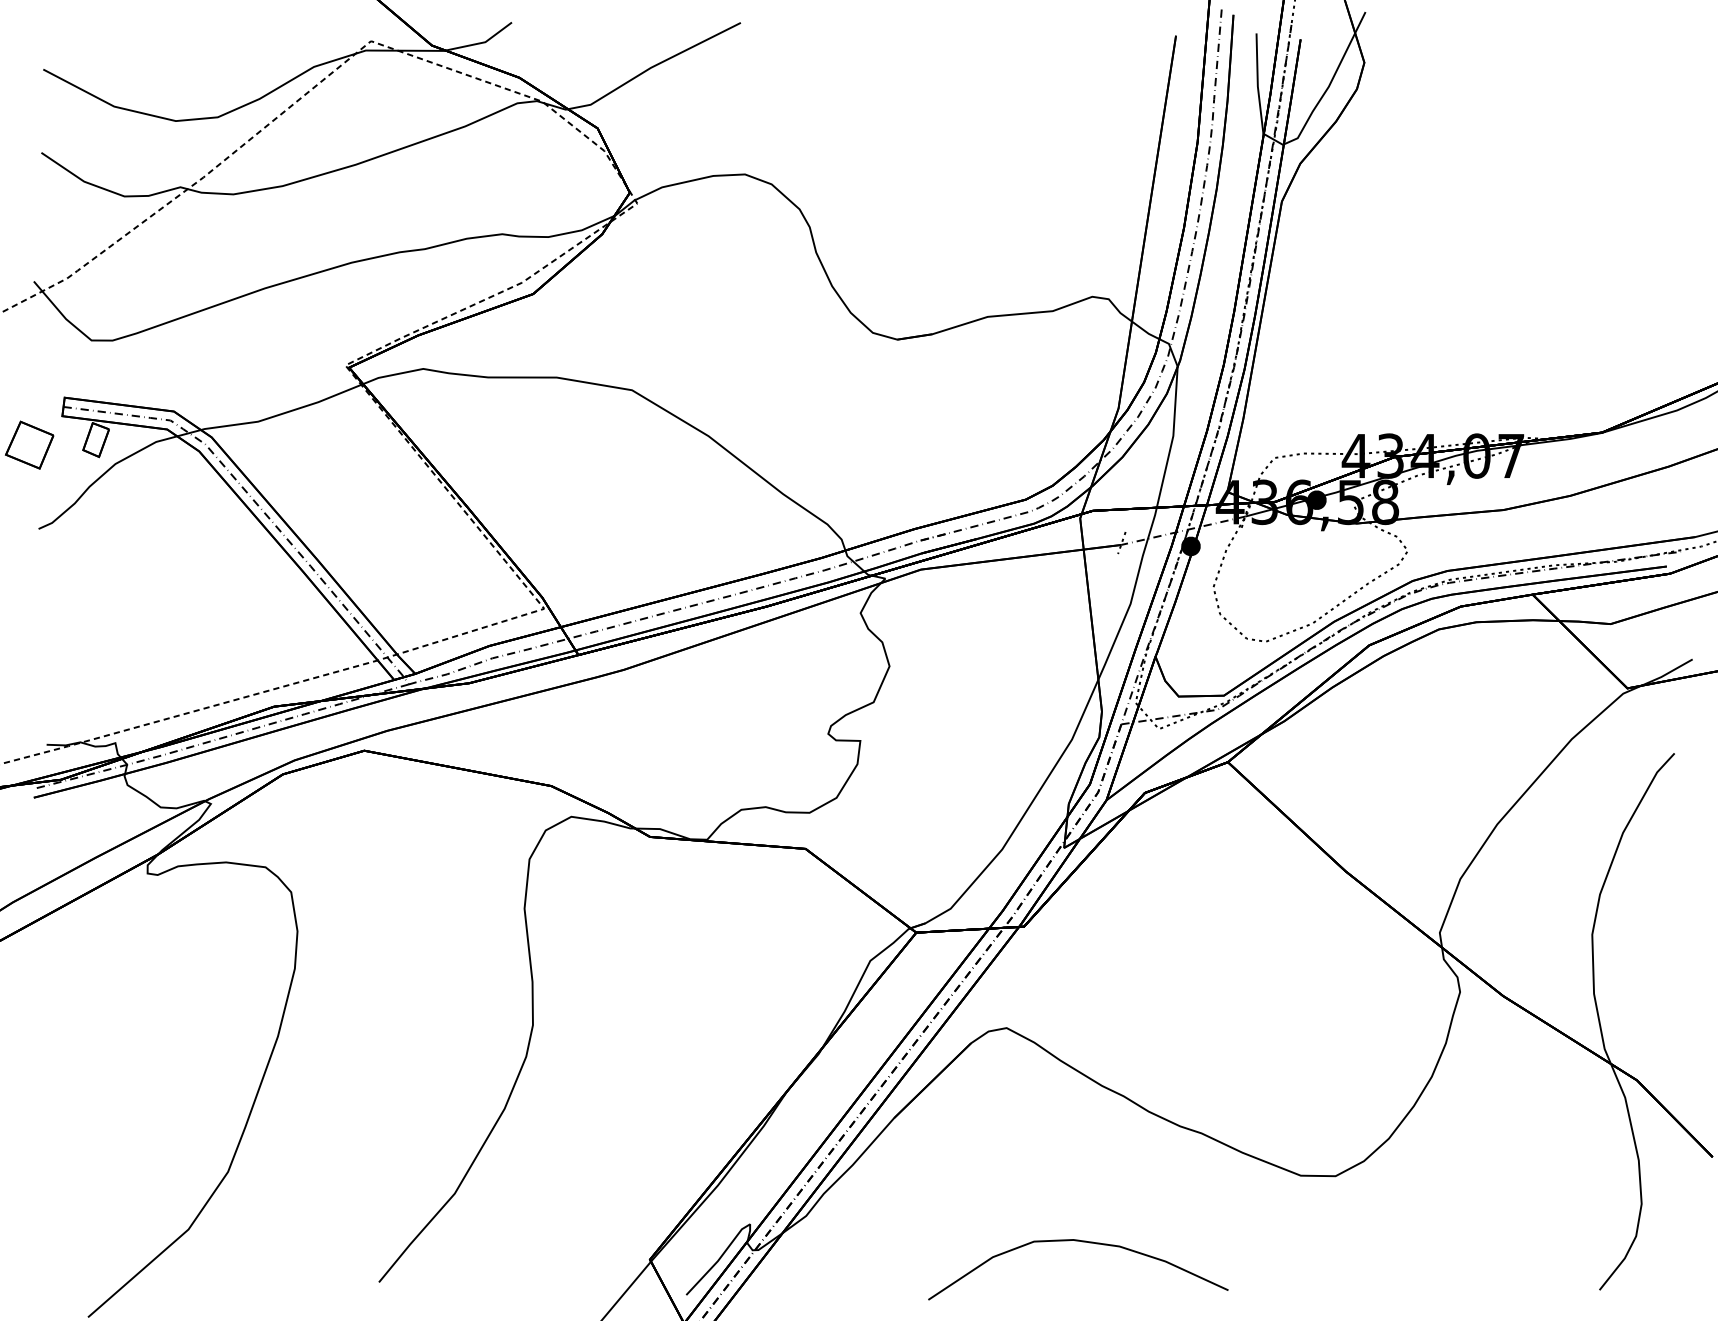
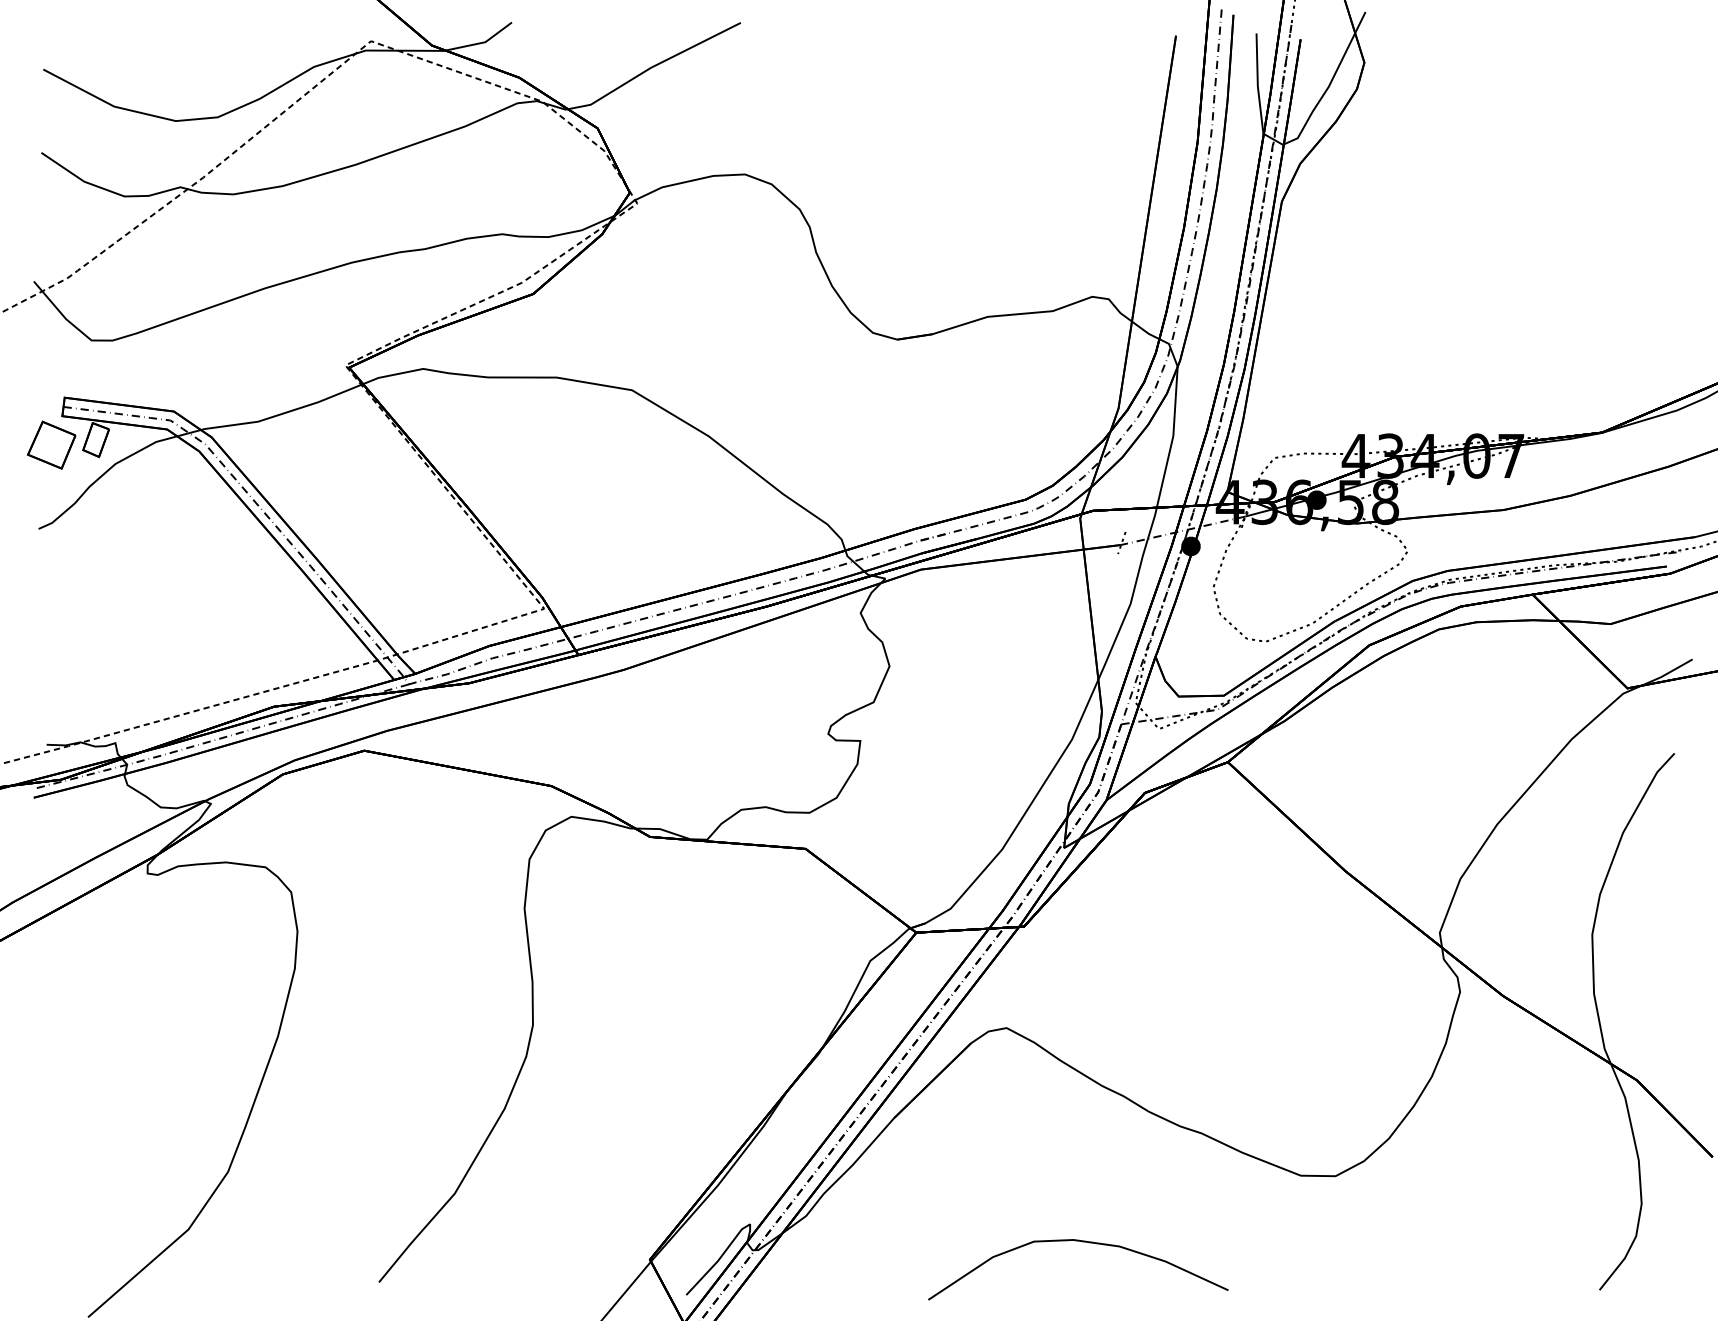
part position: (29, 444) -> (51, 444) (51, 444)
